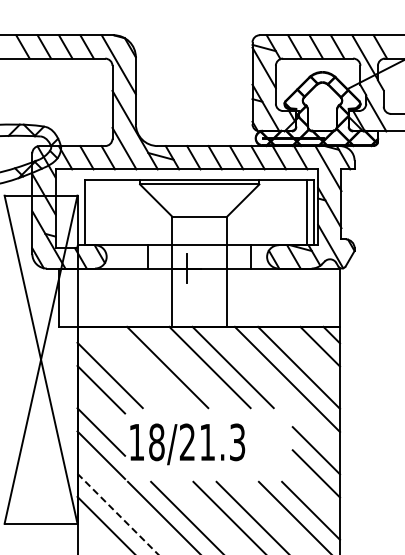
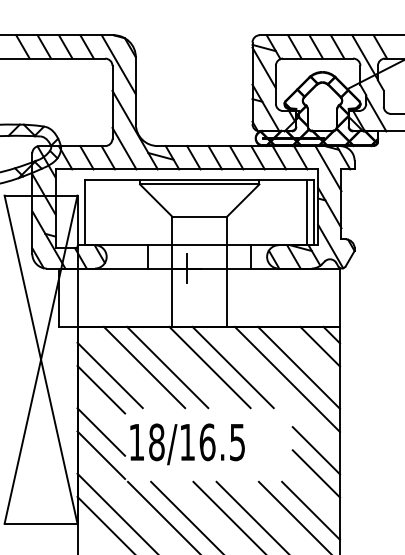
line: none -> present (144, 367)
text: 18/21.3 -> 18/16.5 (212, 442)
line: dashed -> solid (118, 514)
